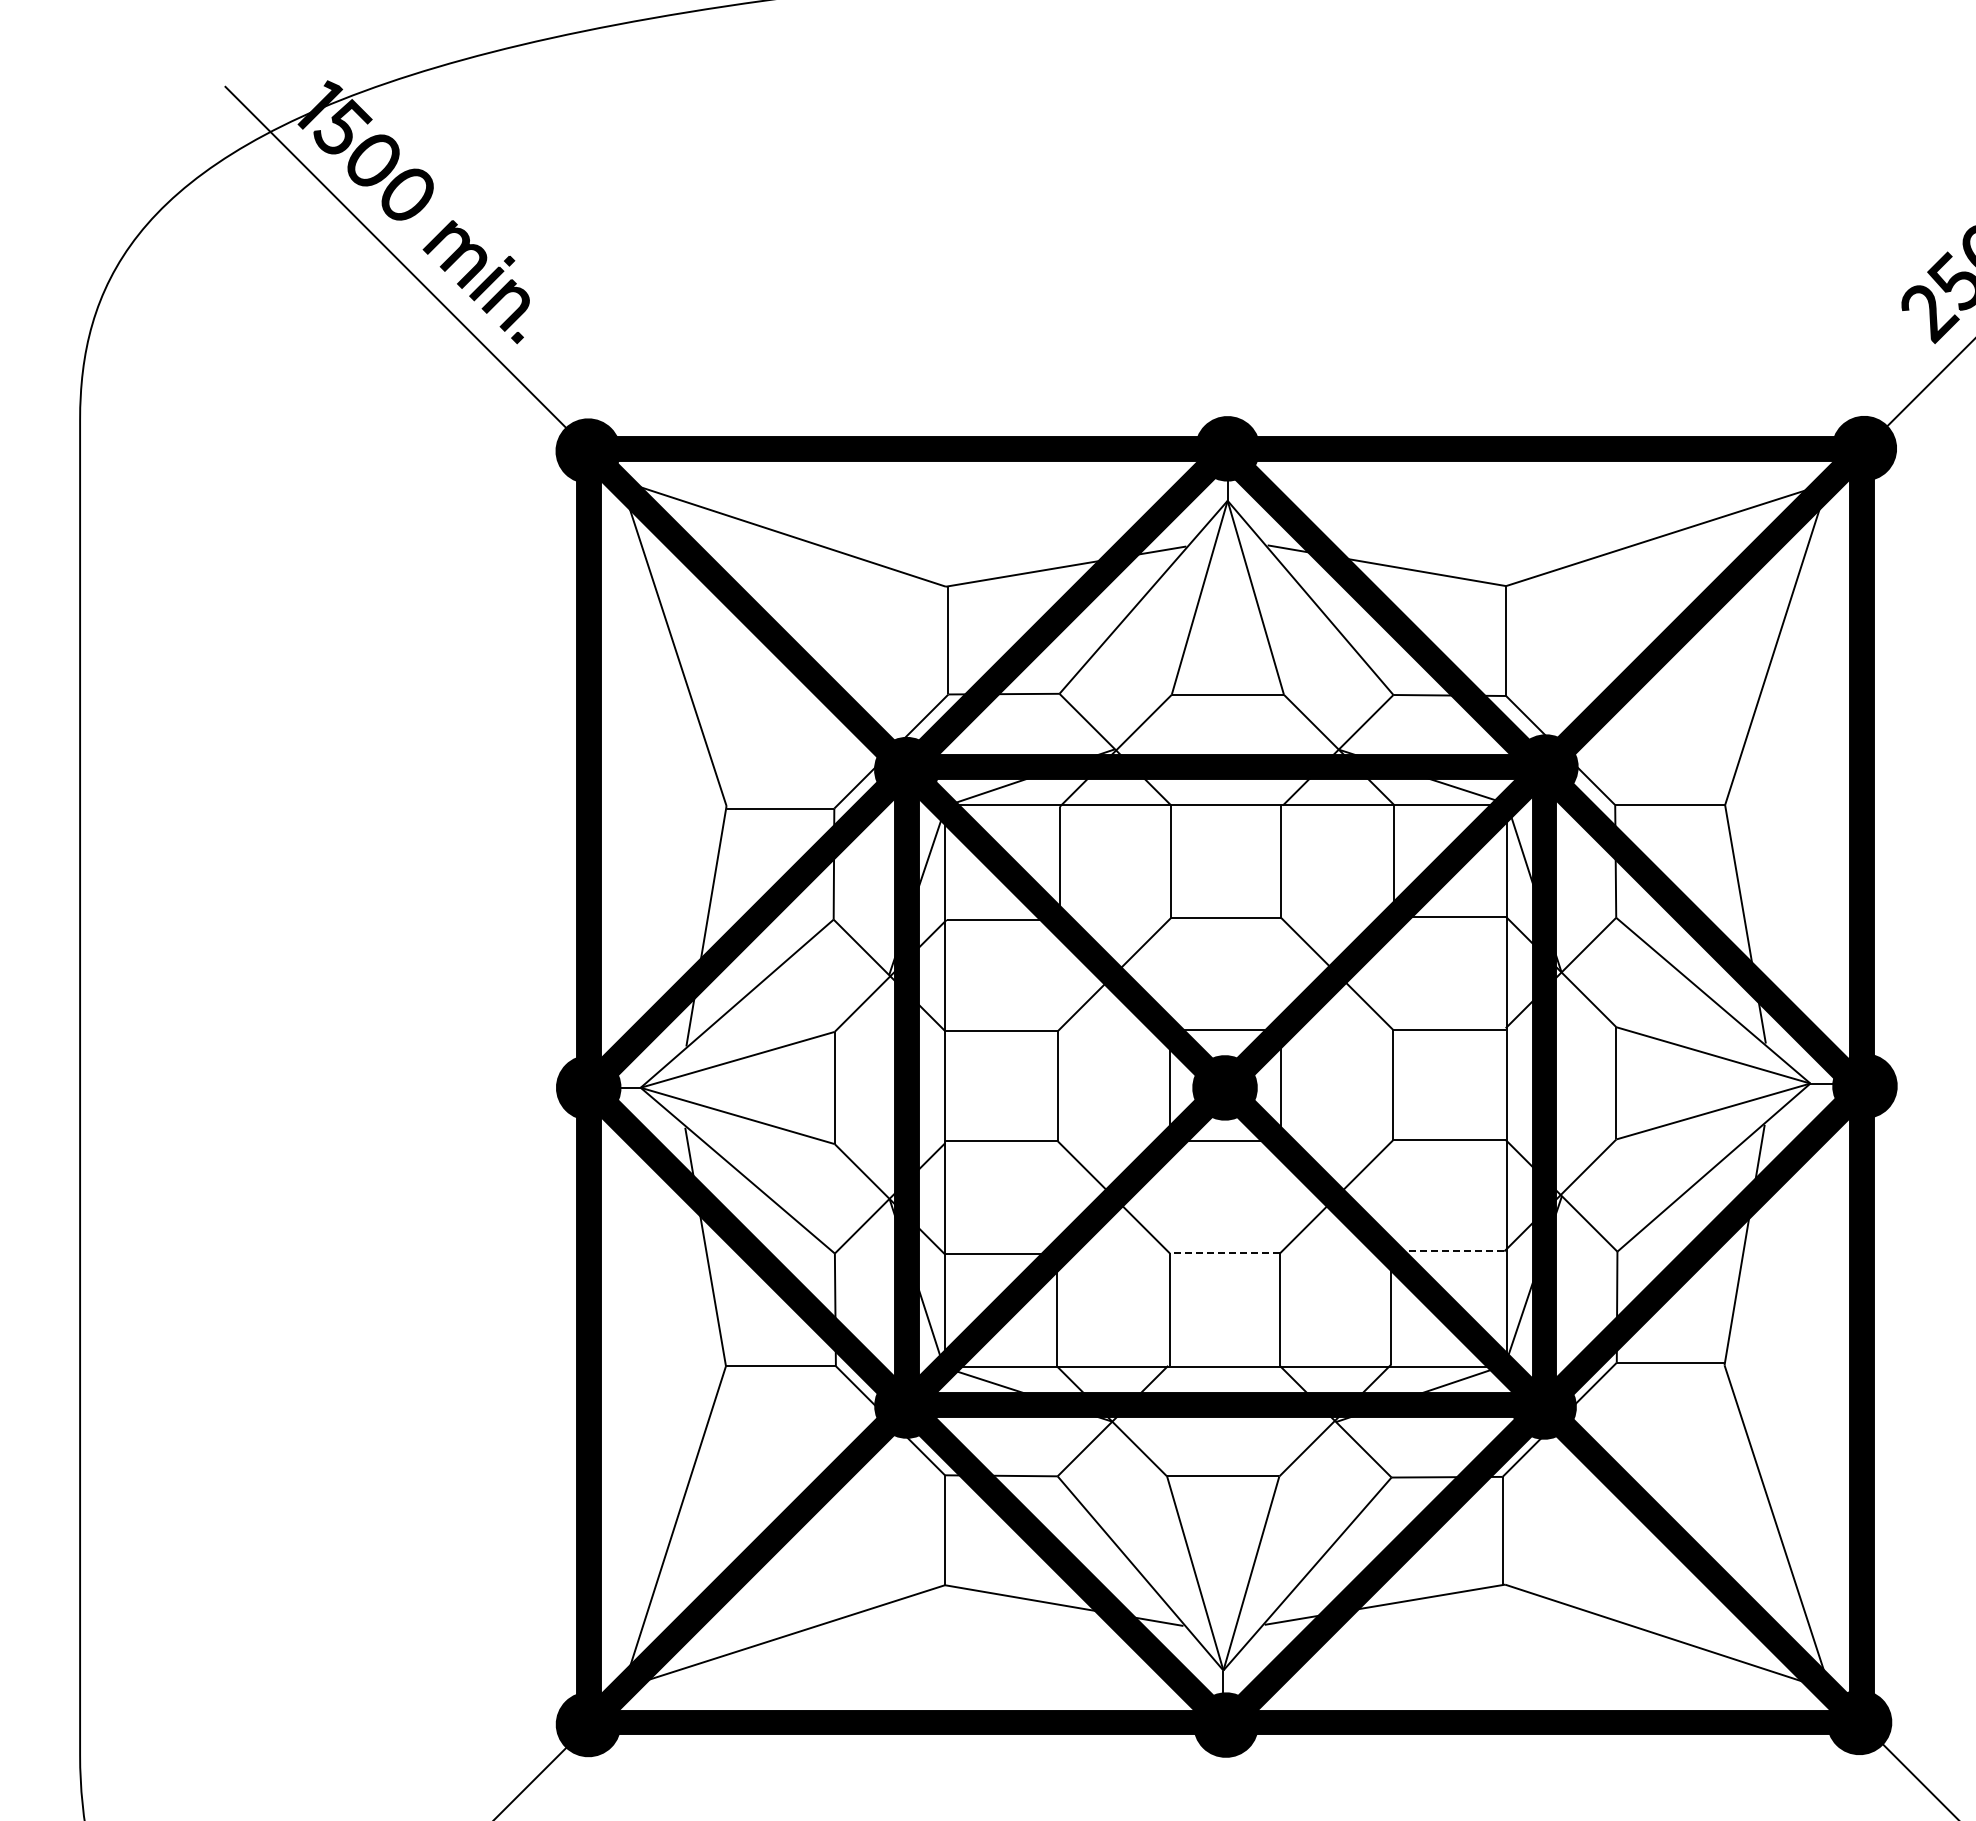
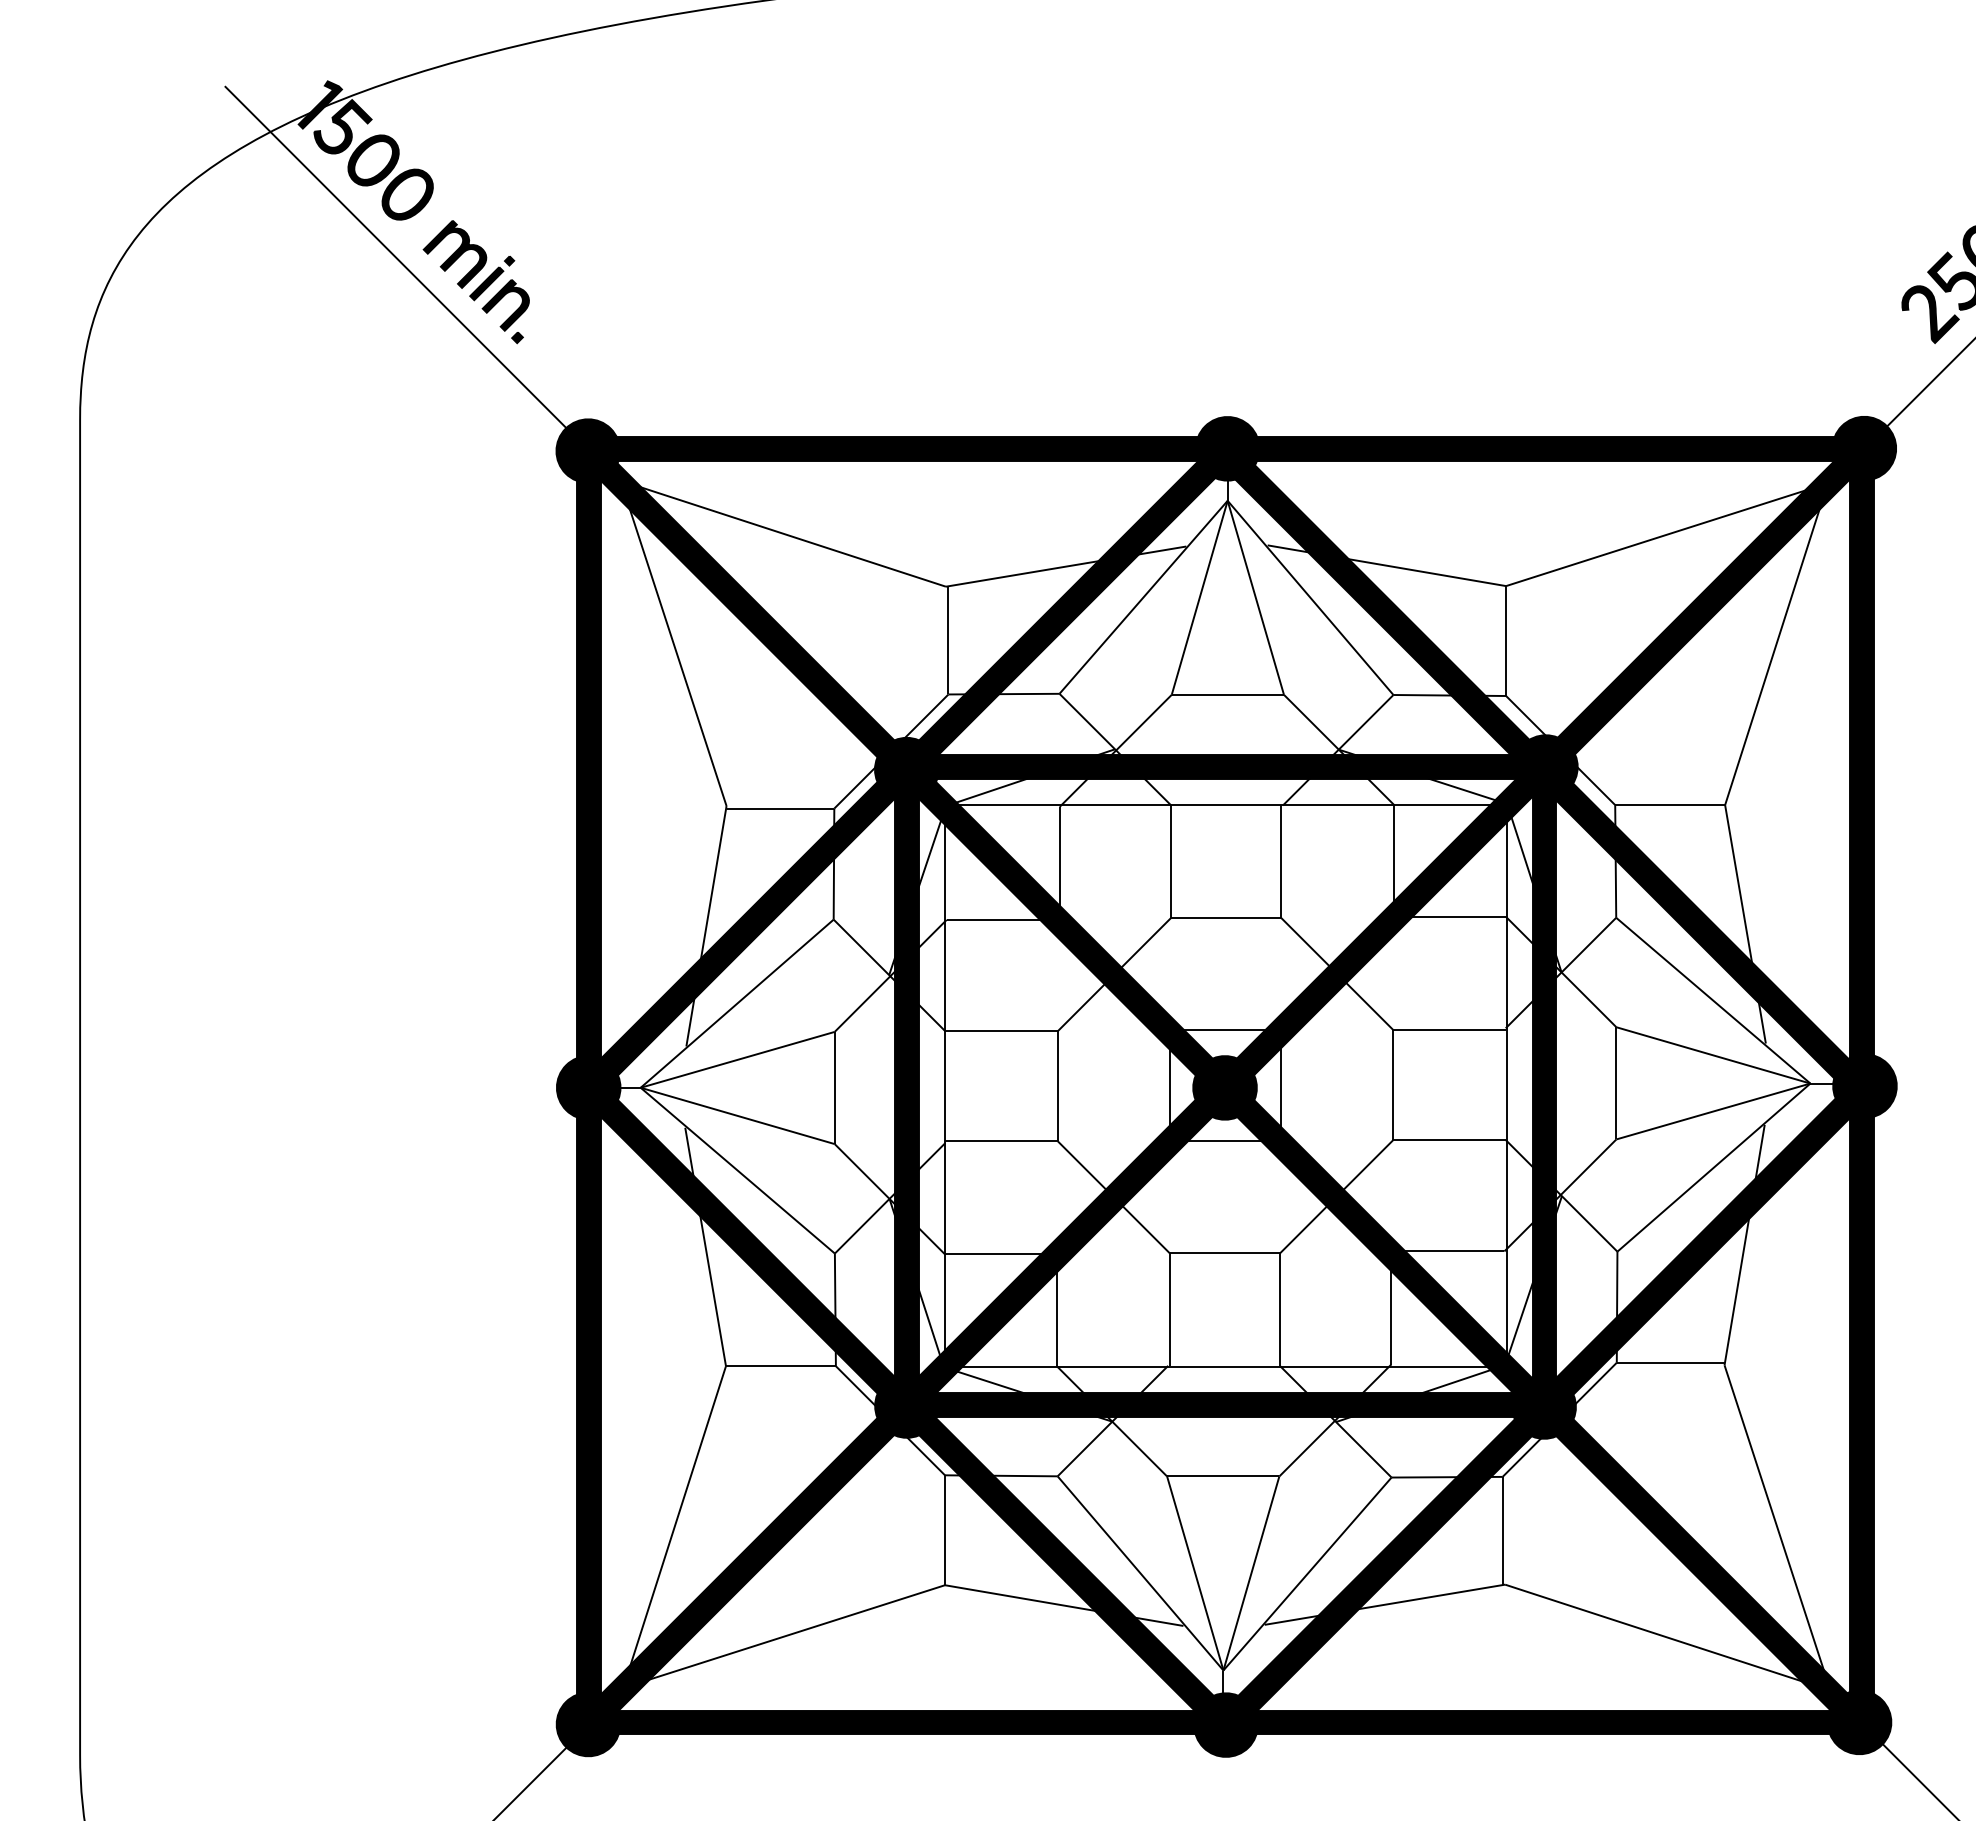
line: dashed -> solid (1451, 1251)
line: dashed -> solid (1224, 1253)
